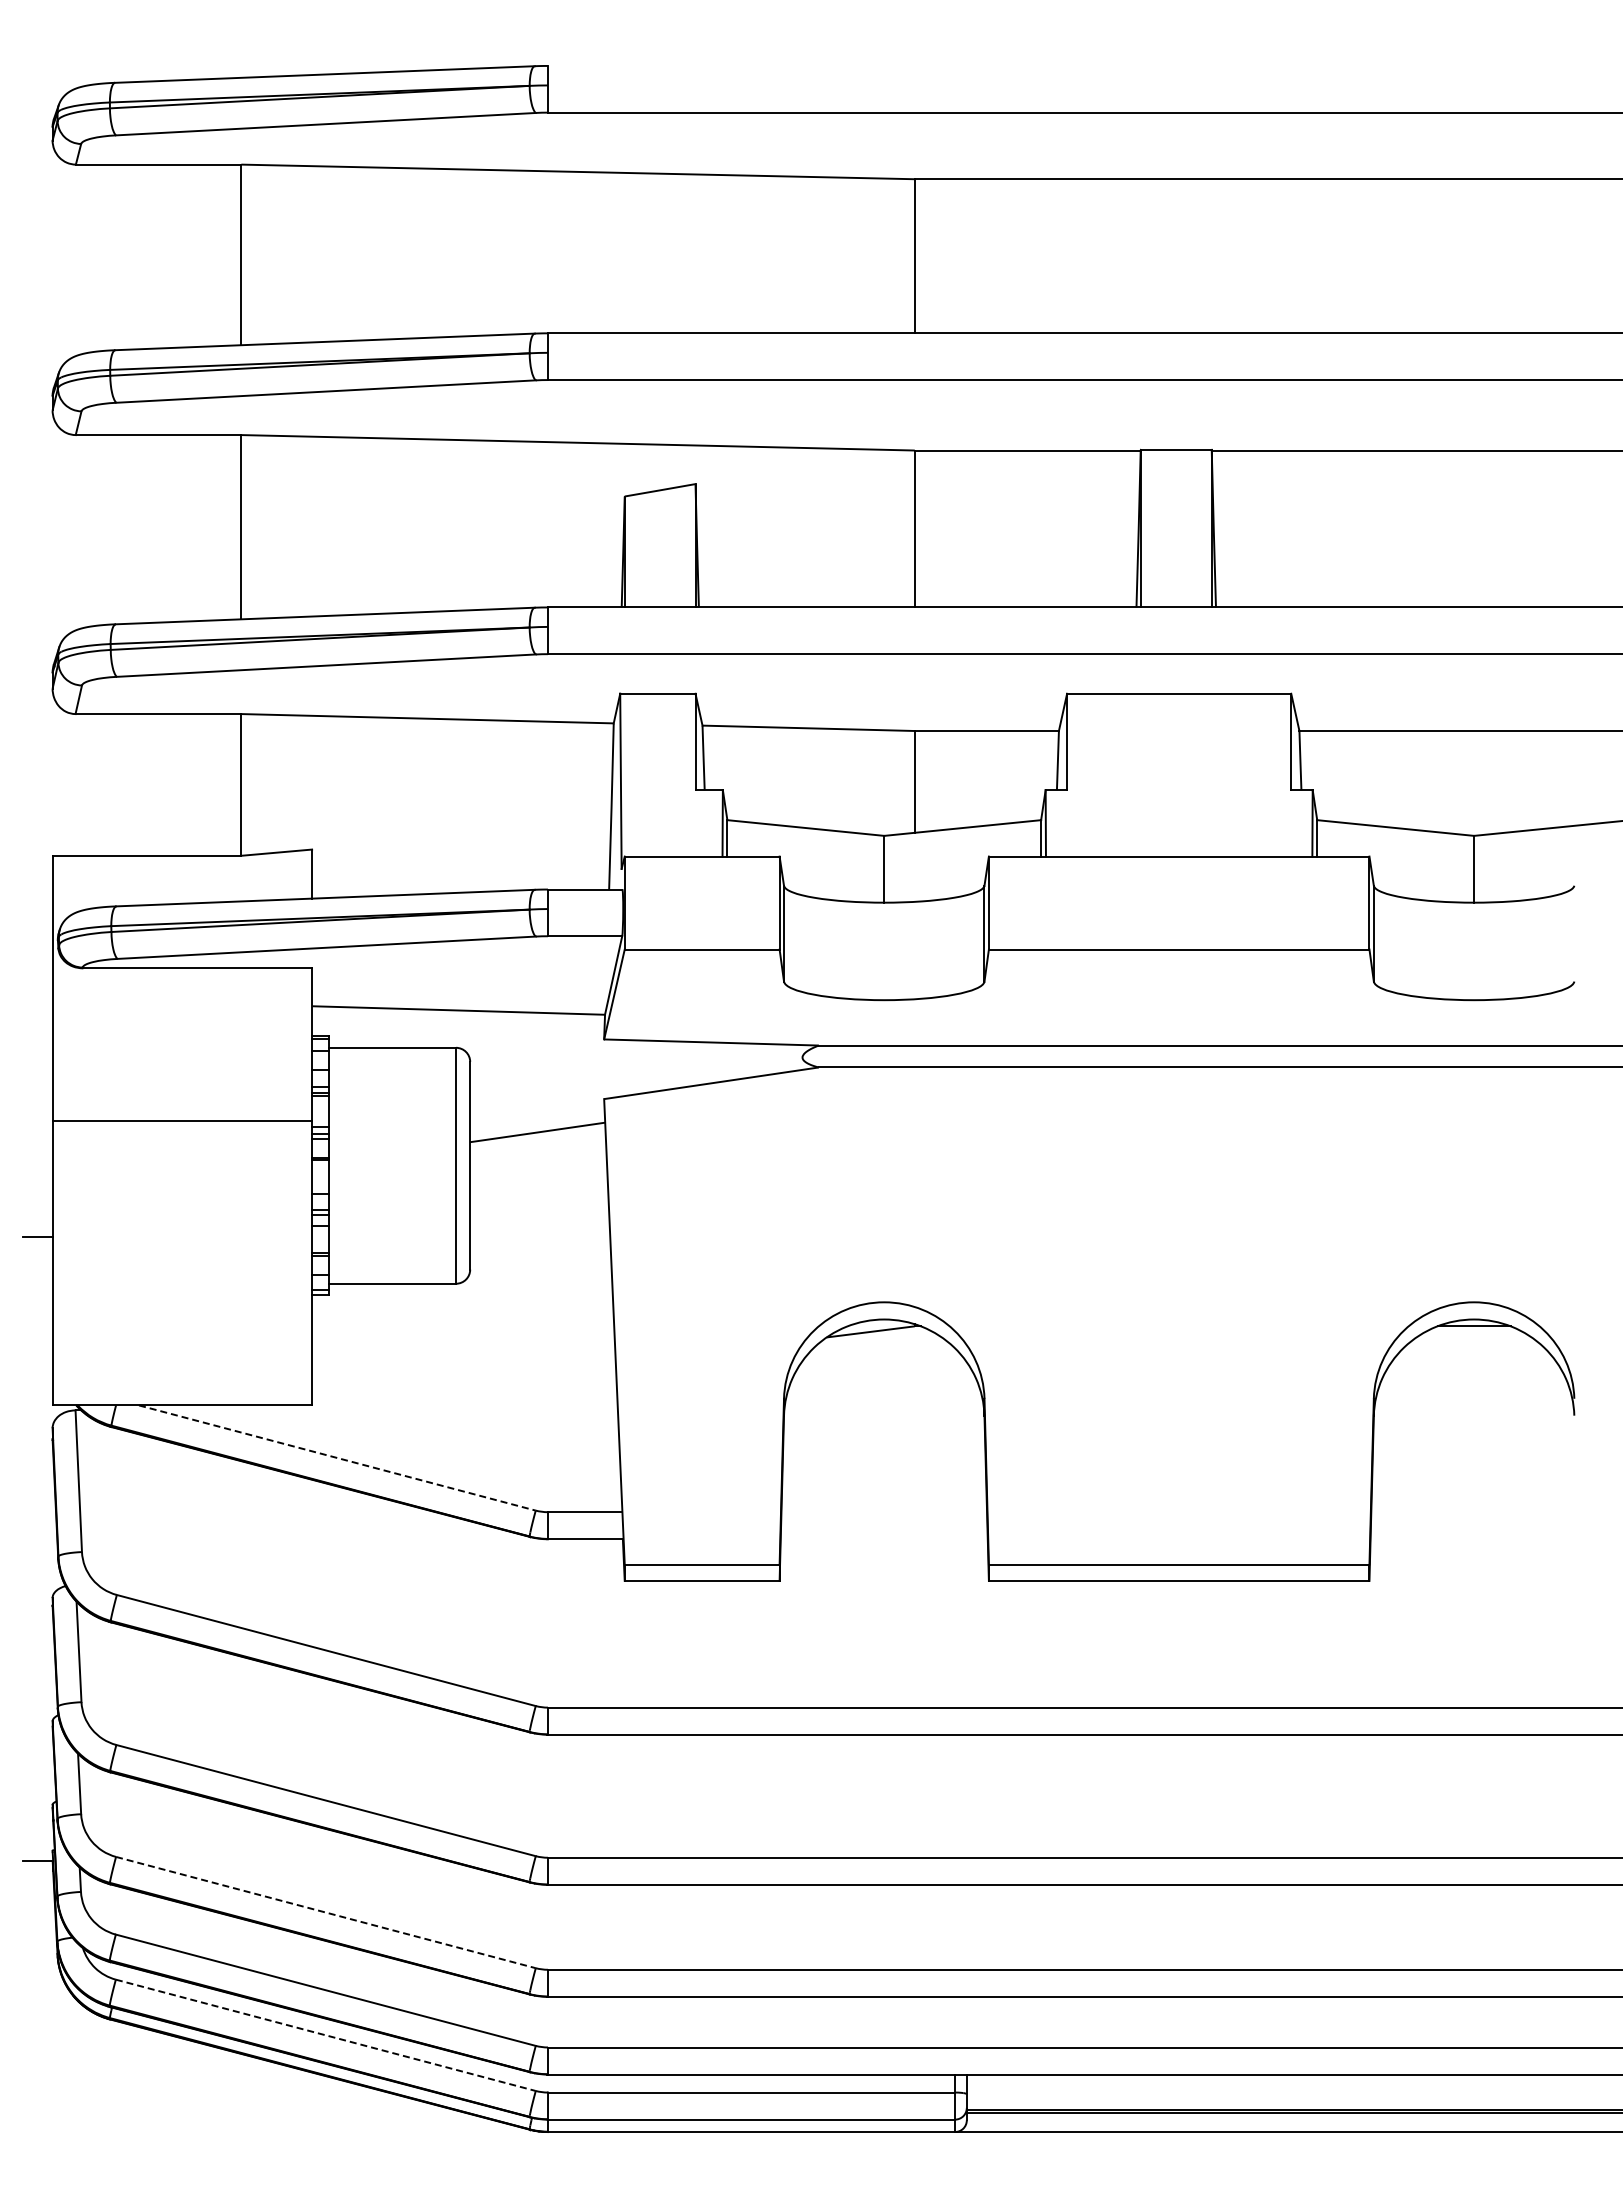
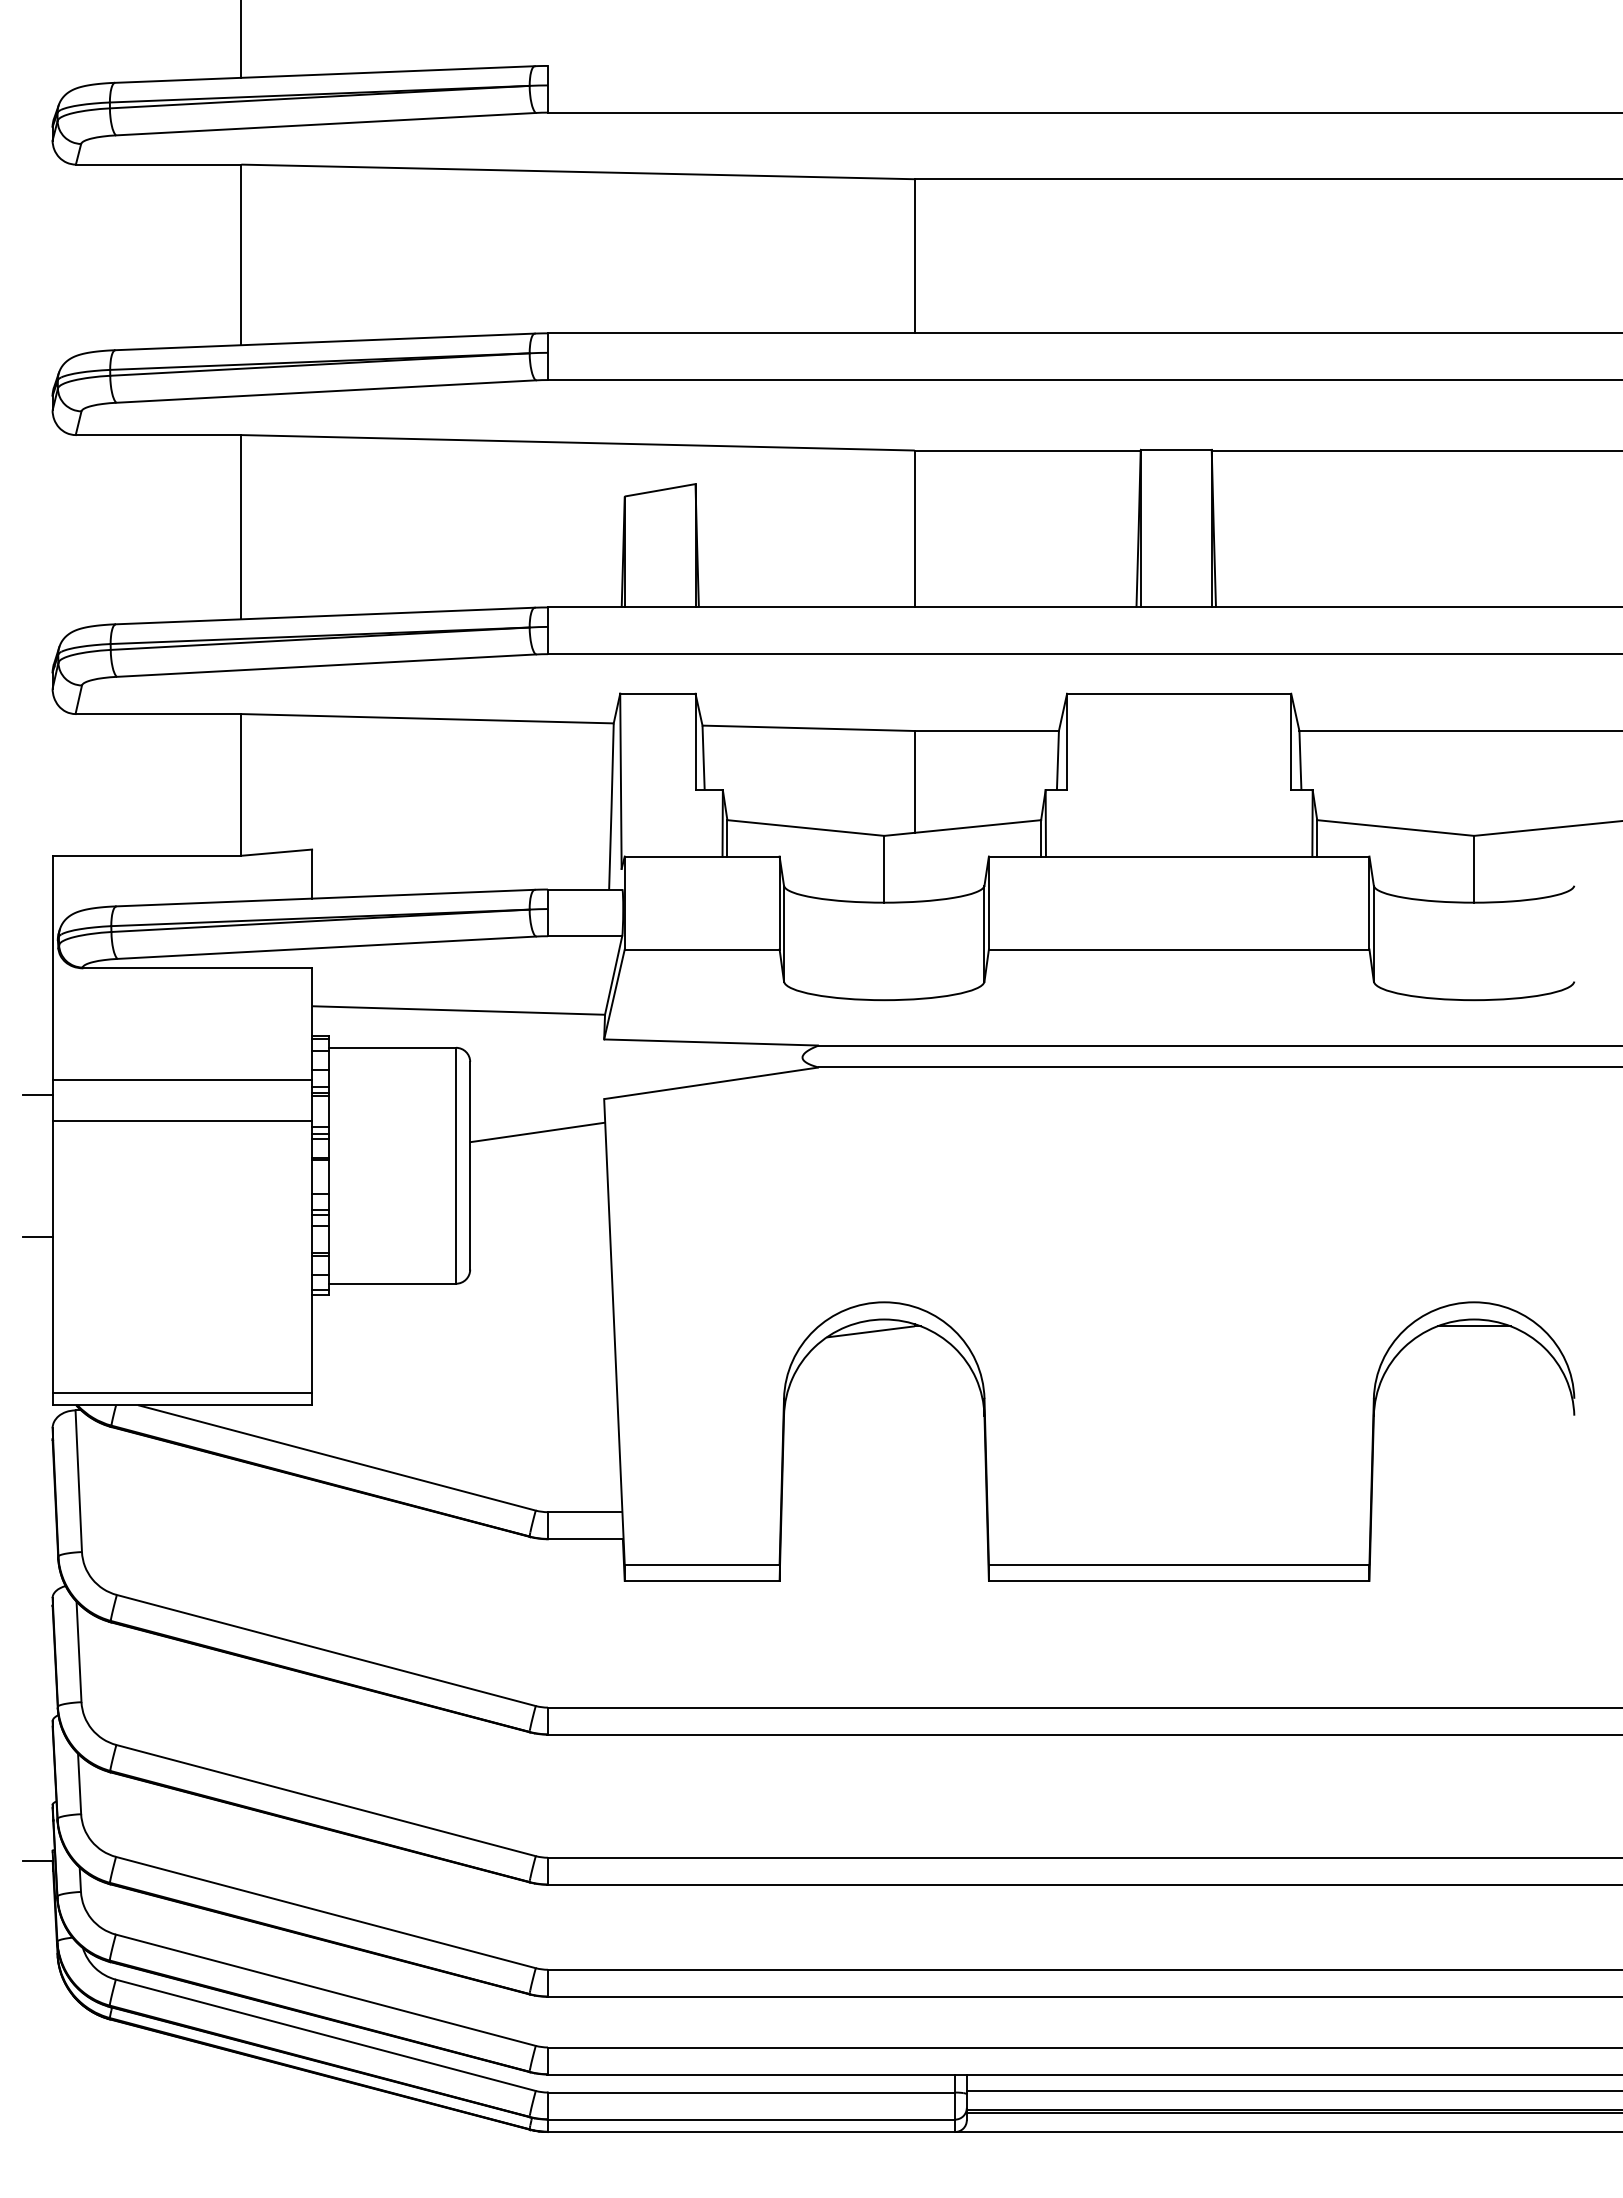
line: none -> present (241, 39)
line: none -> present (182, 1080)
line: none -> present (37, 1095)
line: none -> present (182, 1392)
line: dashed -> solid (337, 1458)
line: dashed -> solid (326, 1912)
line: dashed -> solid (326, 2035)
line: none -> present (1292, 2091)
